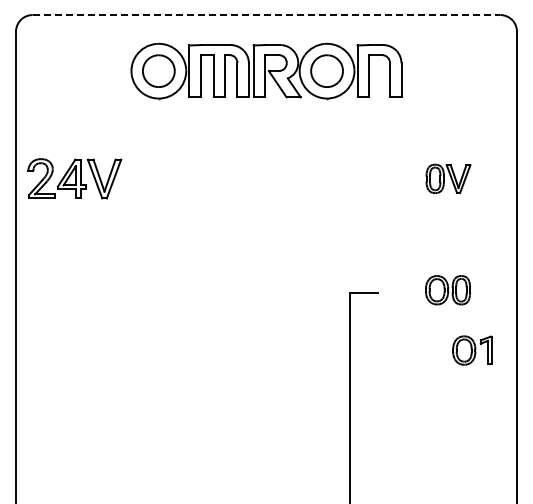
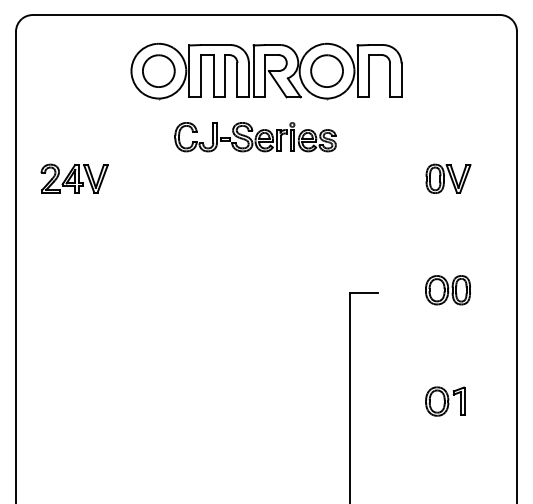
line: dashed -> solid (266, 15)
part: none -> present (255, 137)
part size: 96x42 px -> 69x31 px (74, 178)
part position: (472, 350) -> (445, 401) (445, 401)
